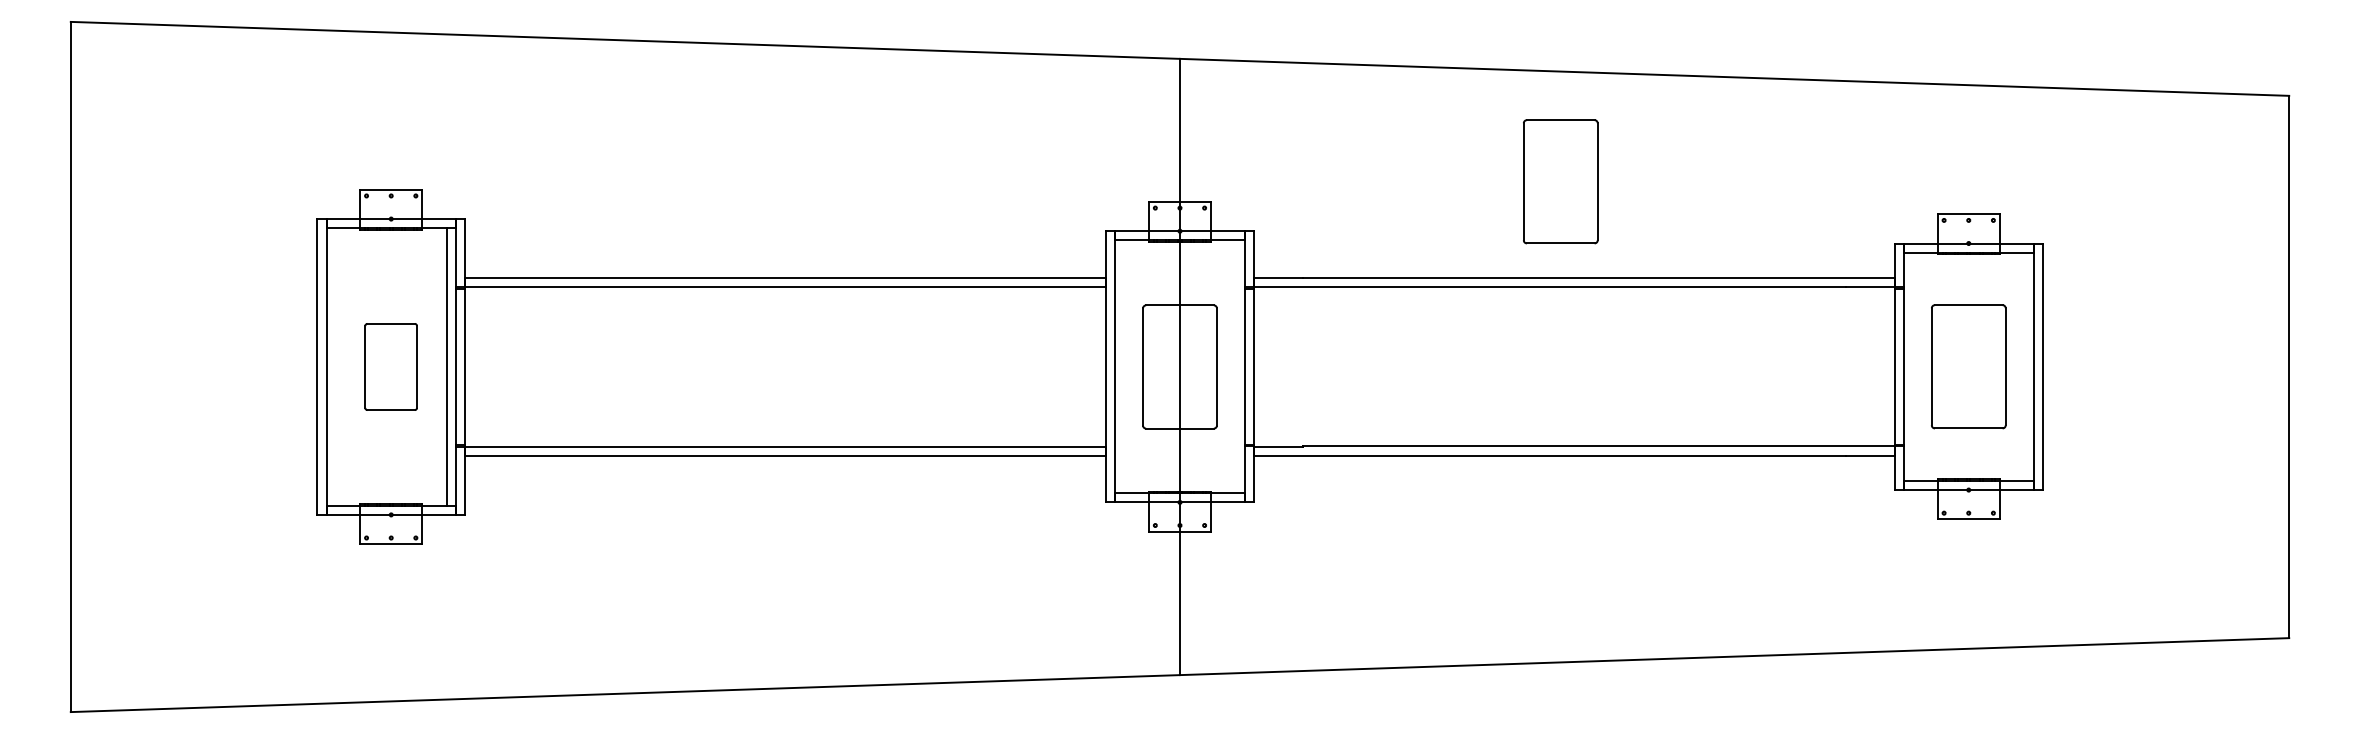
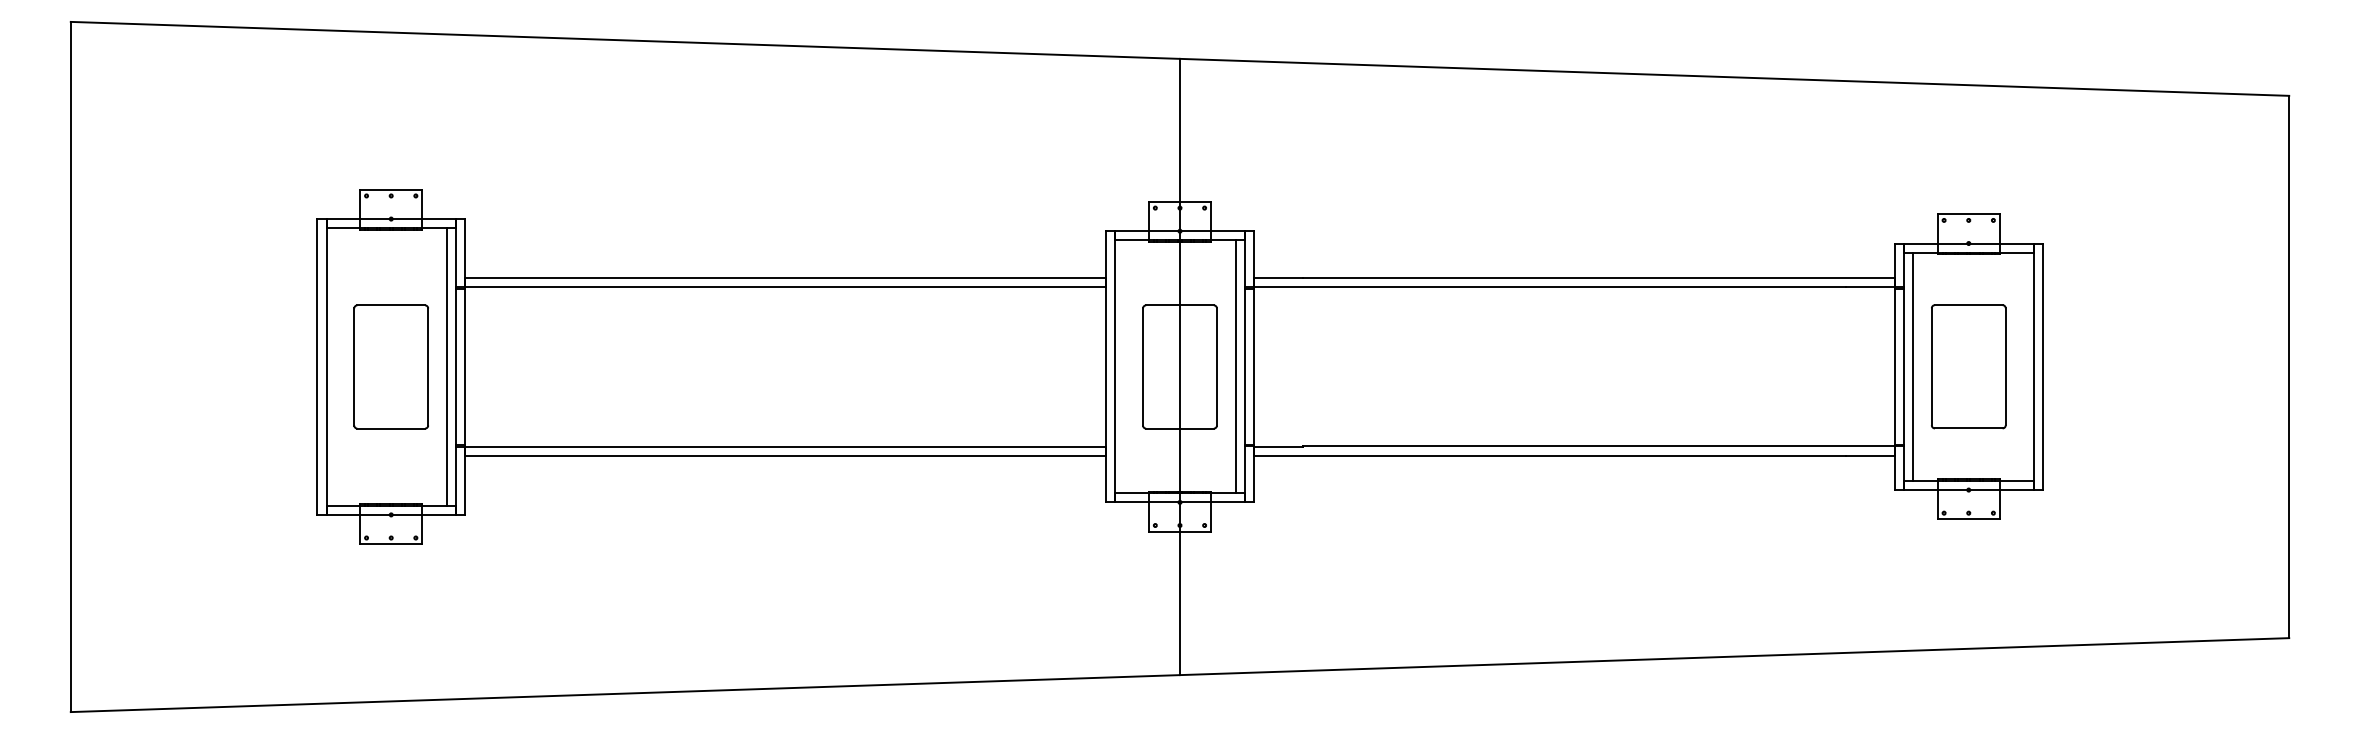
part: present -> none (1560, 181)
part size: 54x88 px -> 76x126 px (390, 366)
line: none -> present (1235, 366)
line: none -> present (1913, 366)
